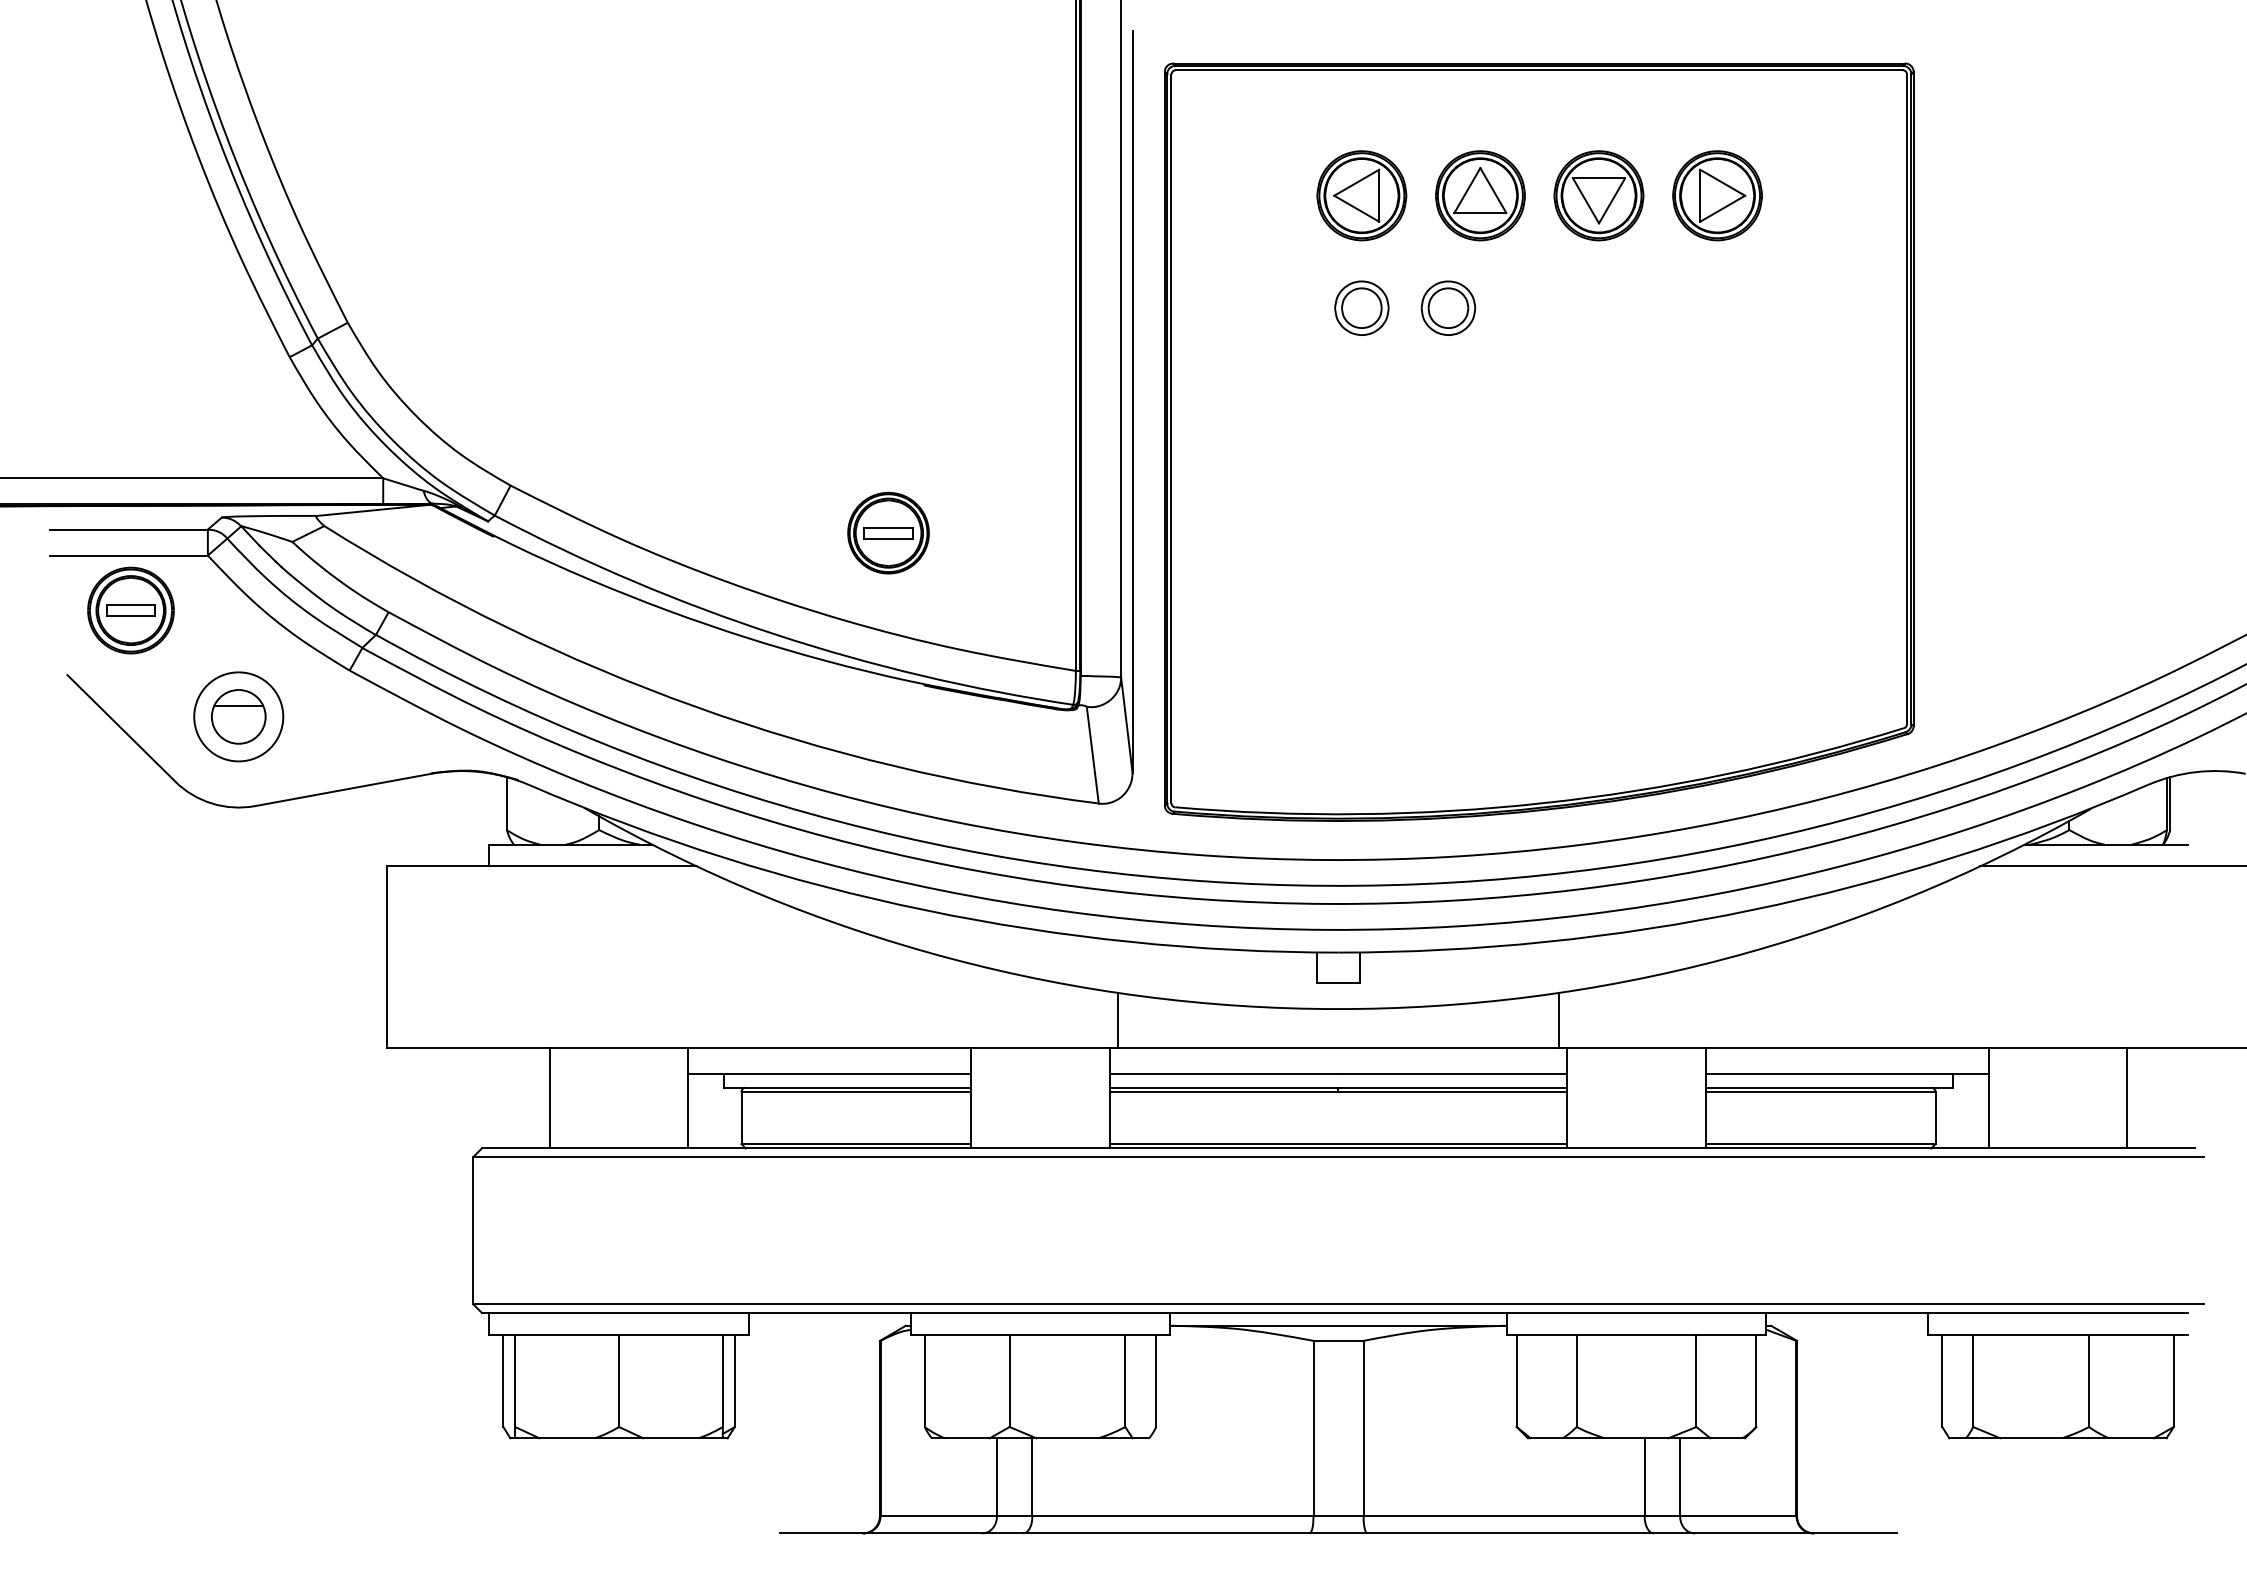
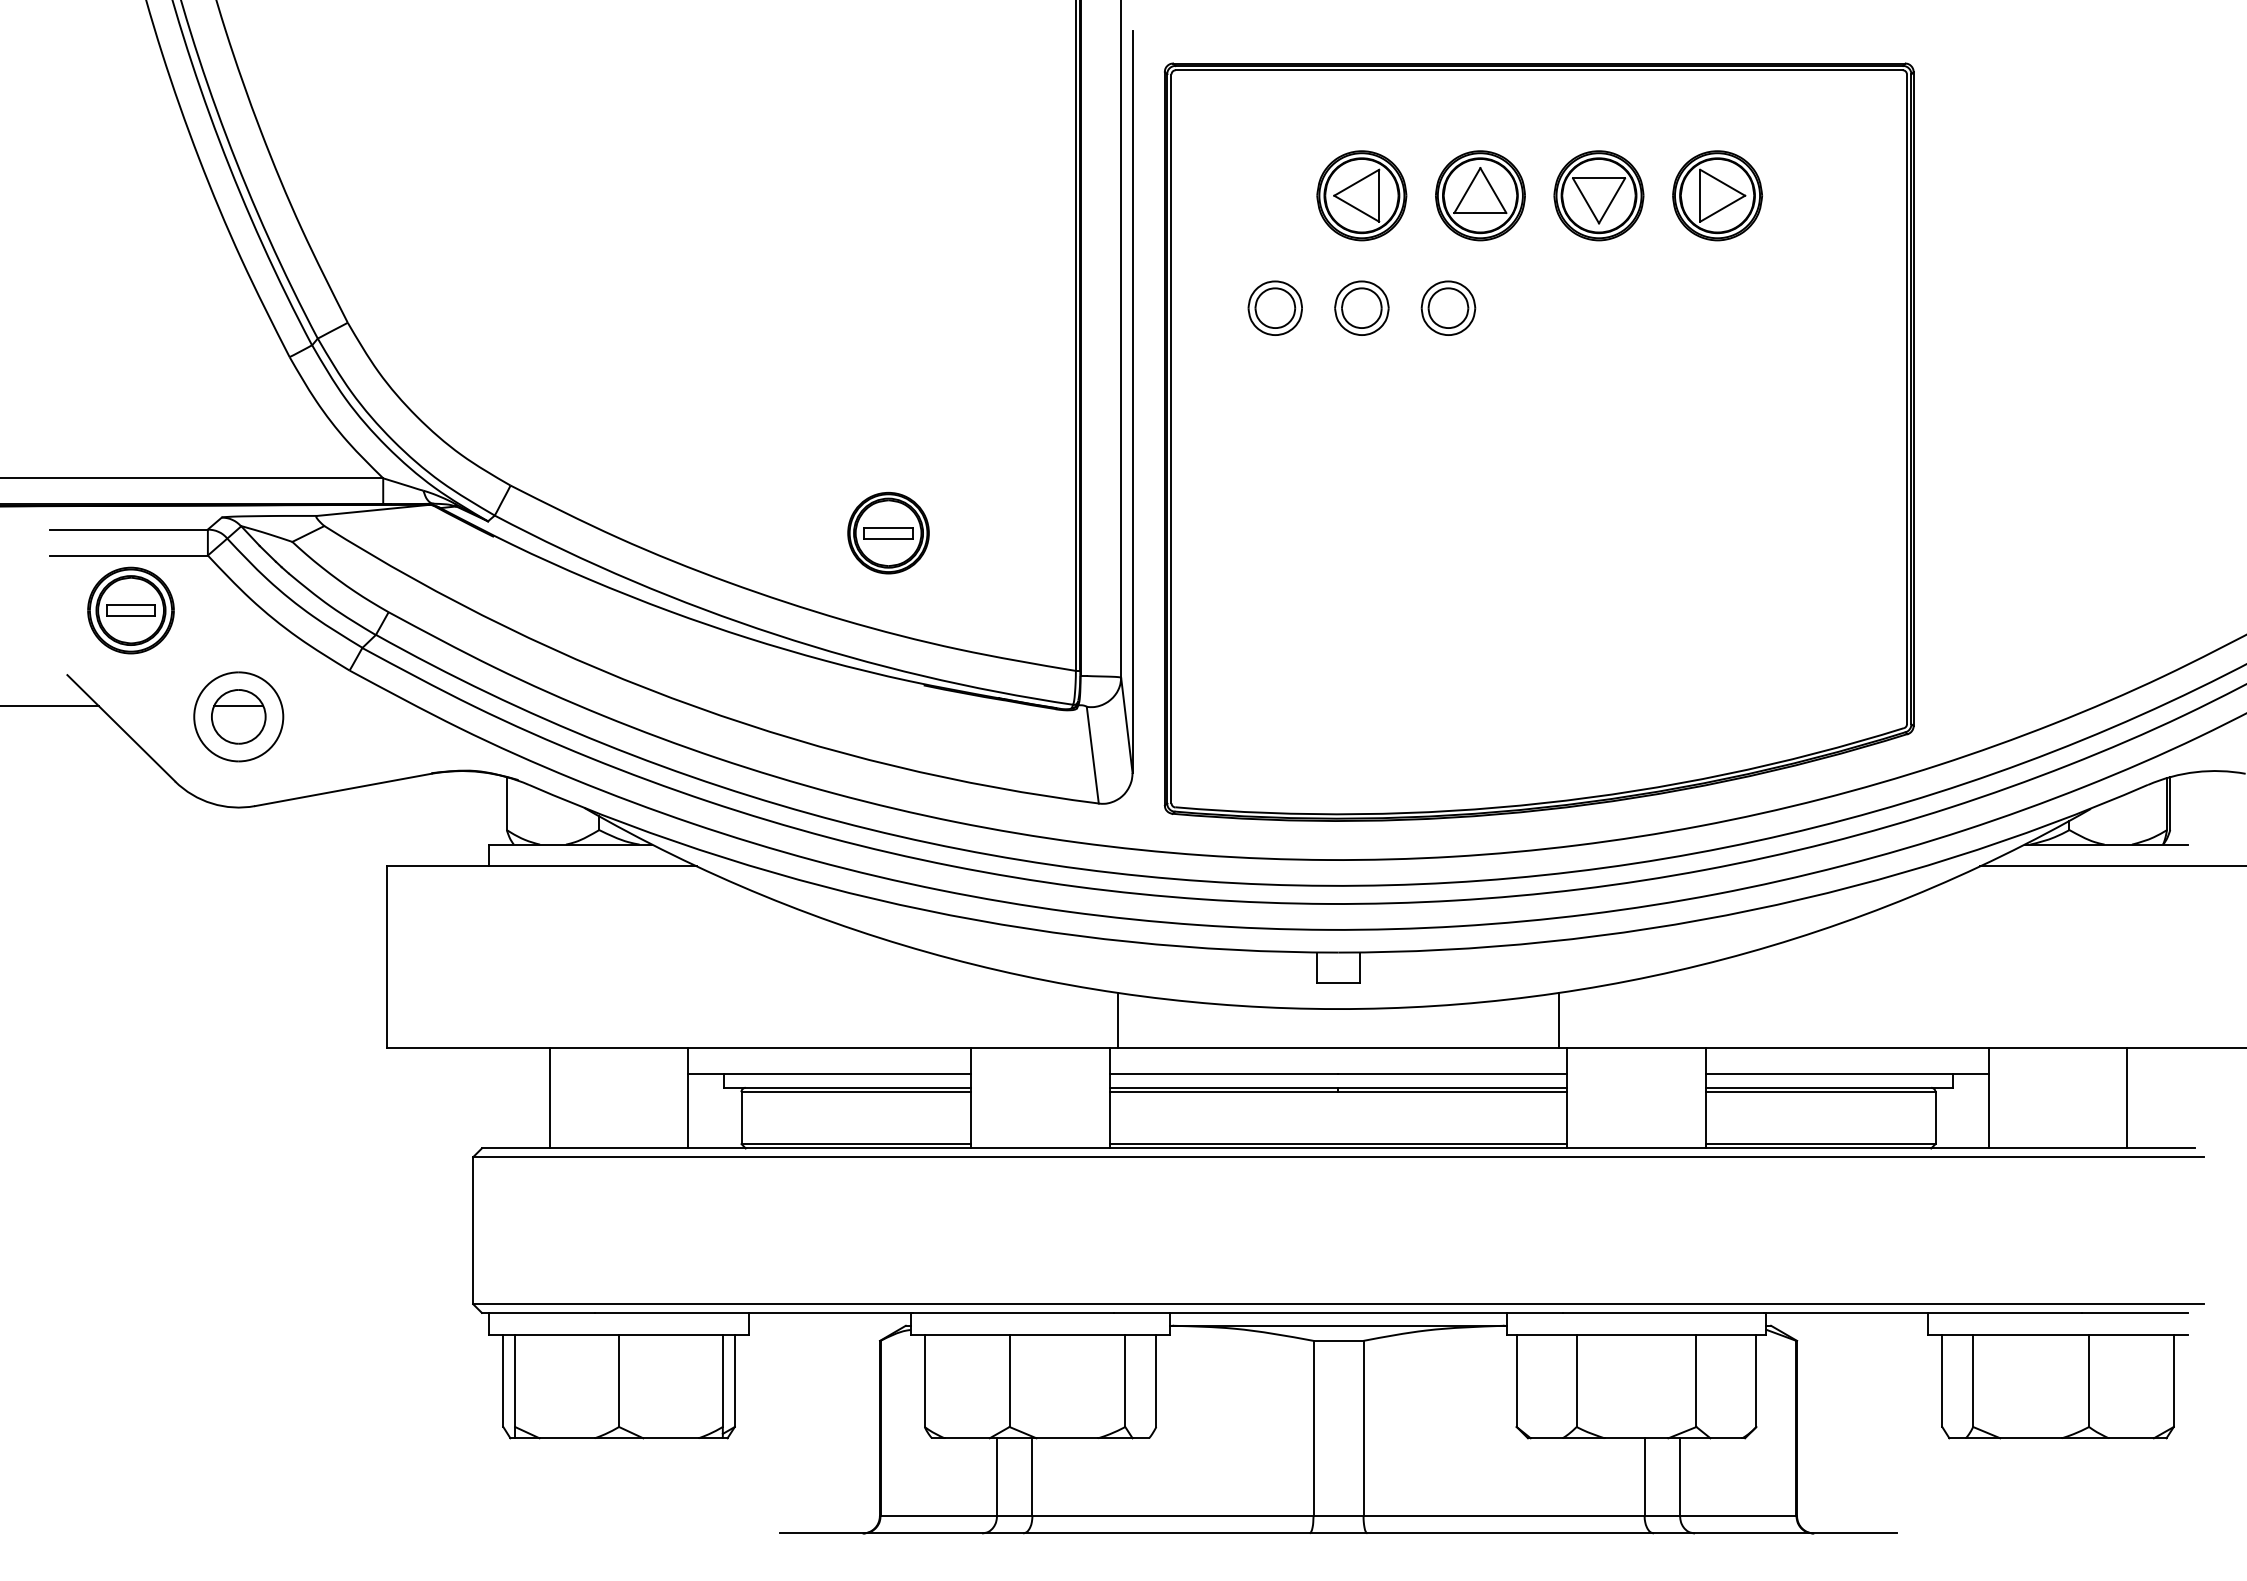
part: none -> present (1274, 307)
line: none -> present (50, 706)
